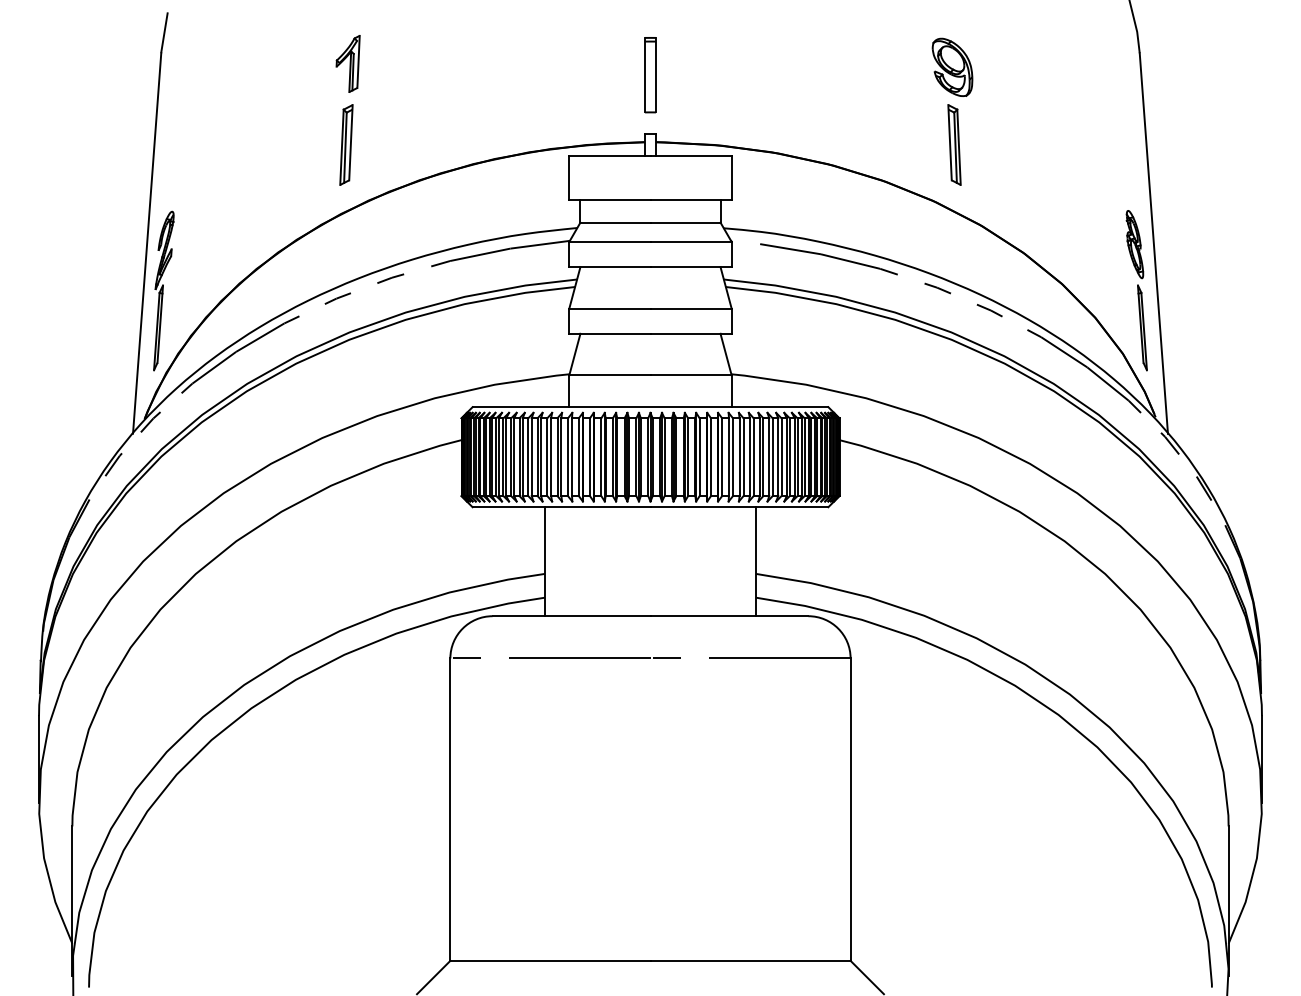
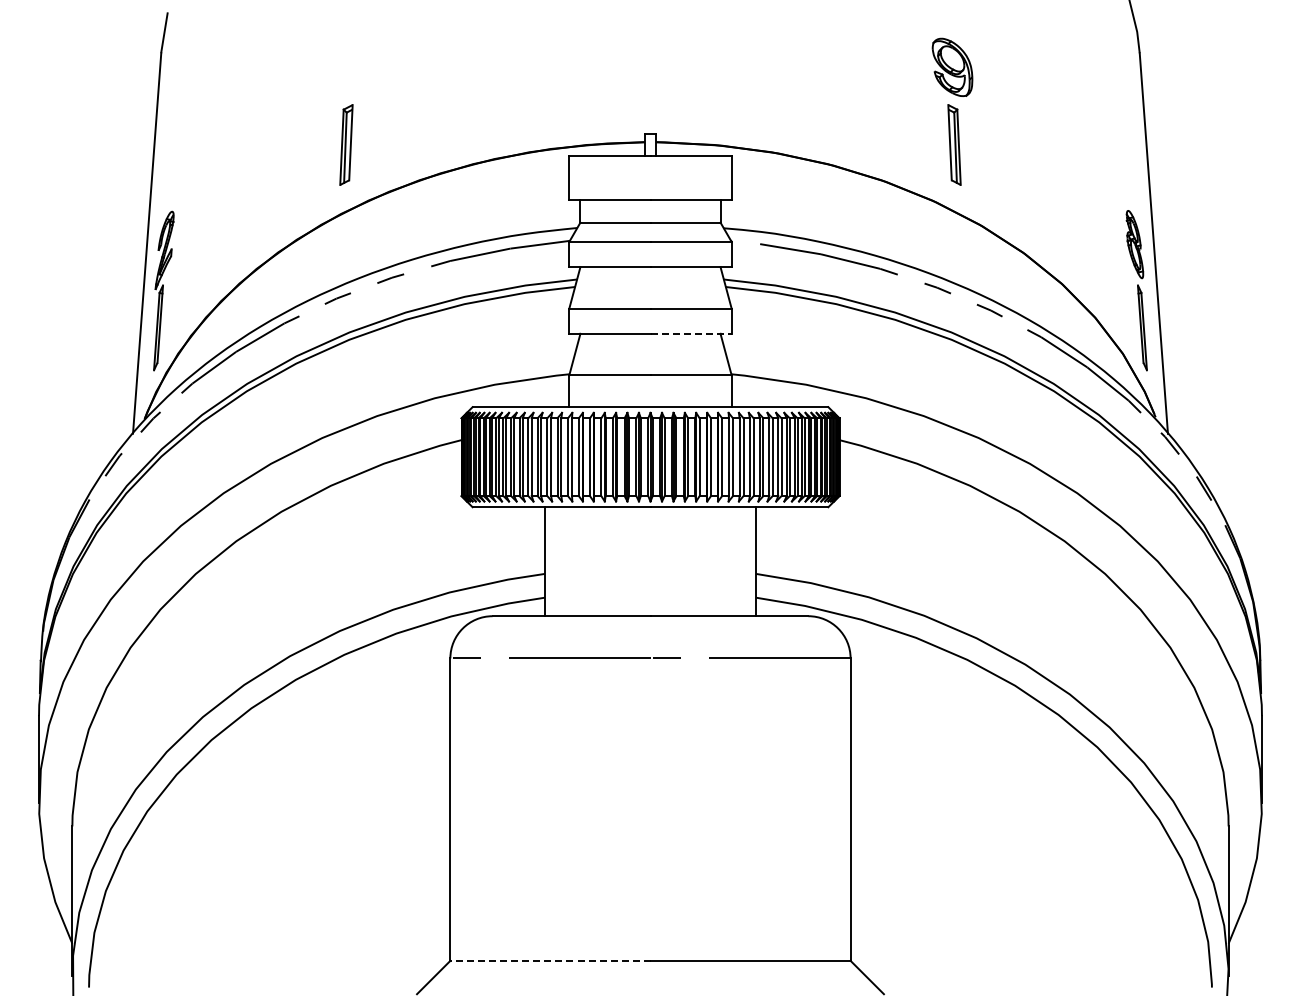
part: present -> none (347, 63)
part: present -> none (650, 75)
line: solid -> dashed (691, 333)
line: solid -> dashed (549, 960)
